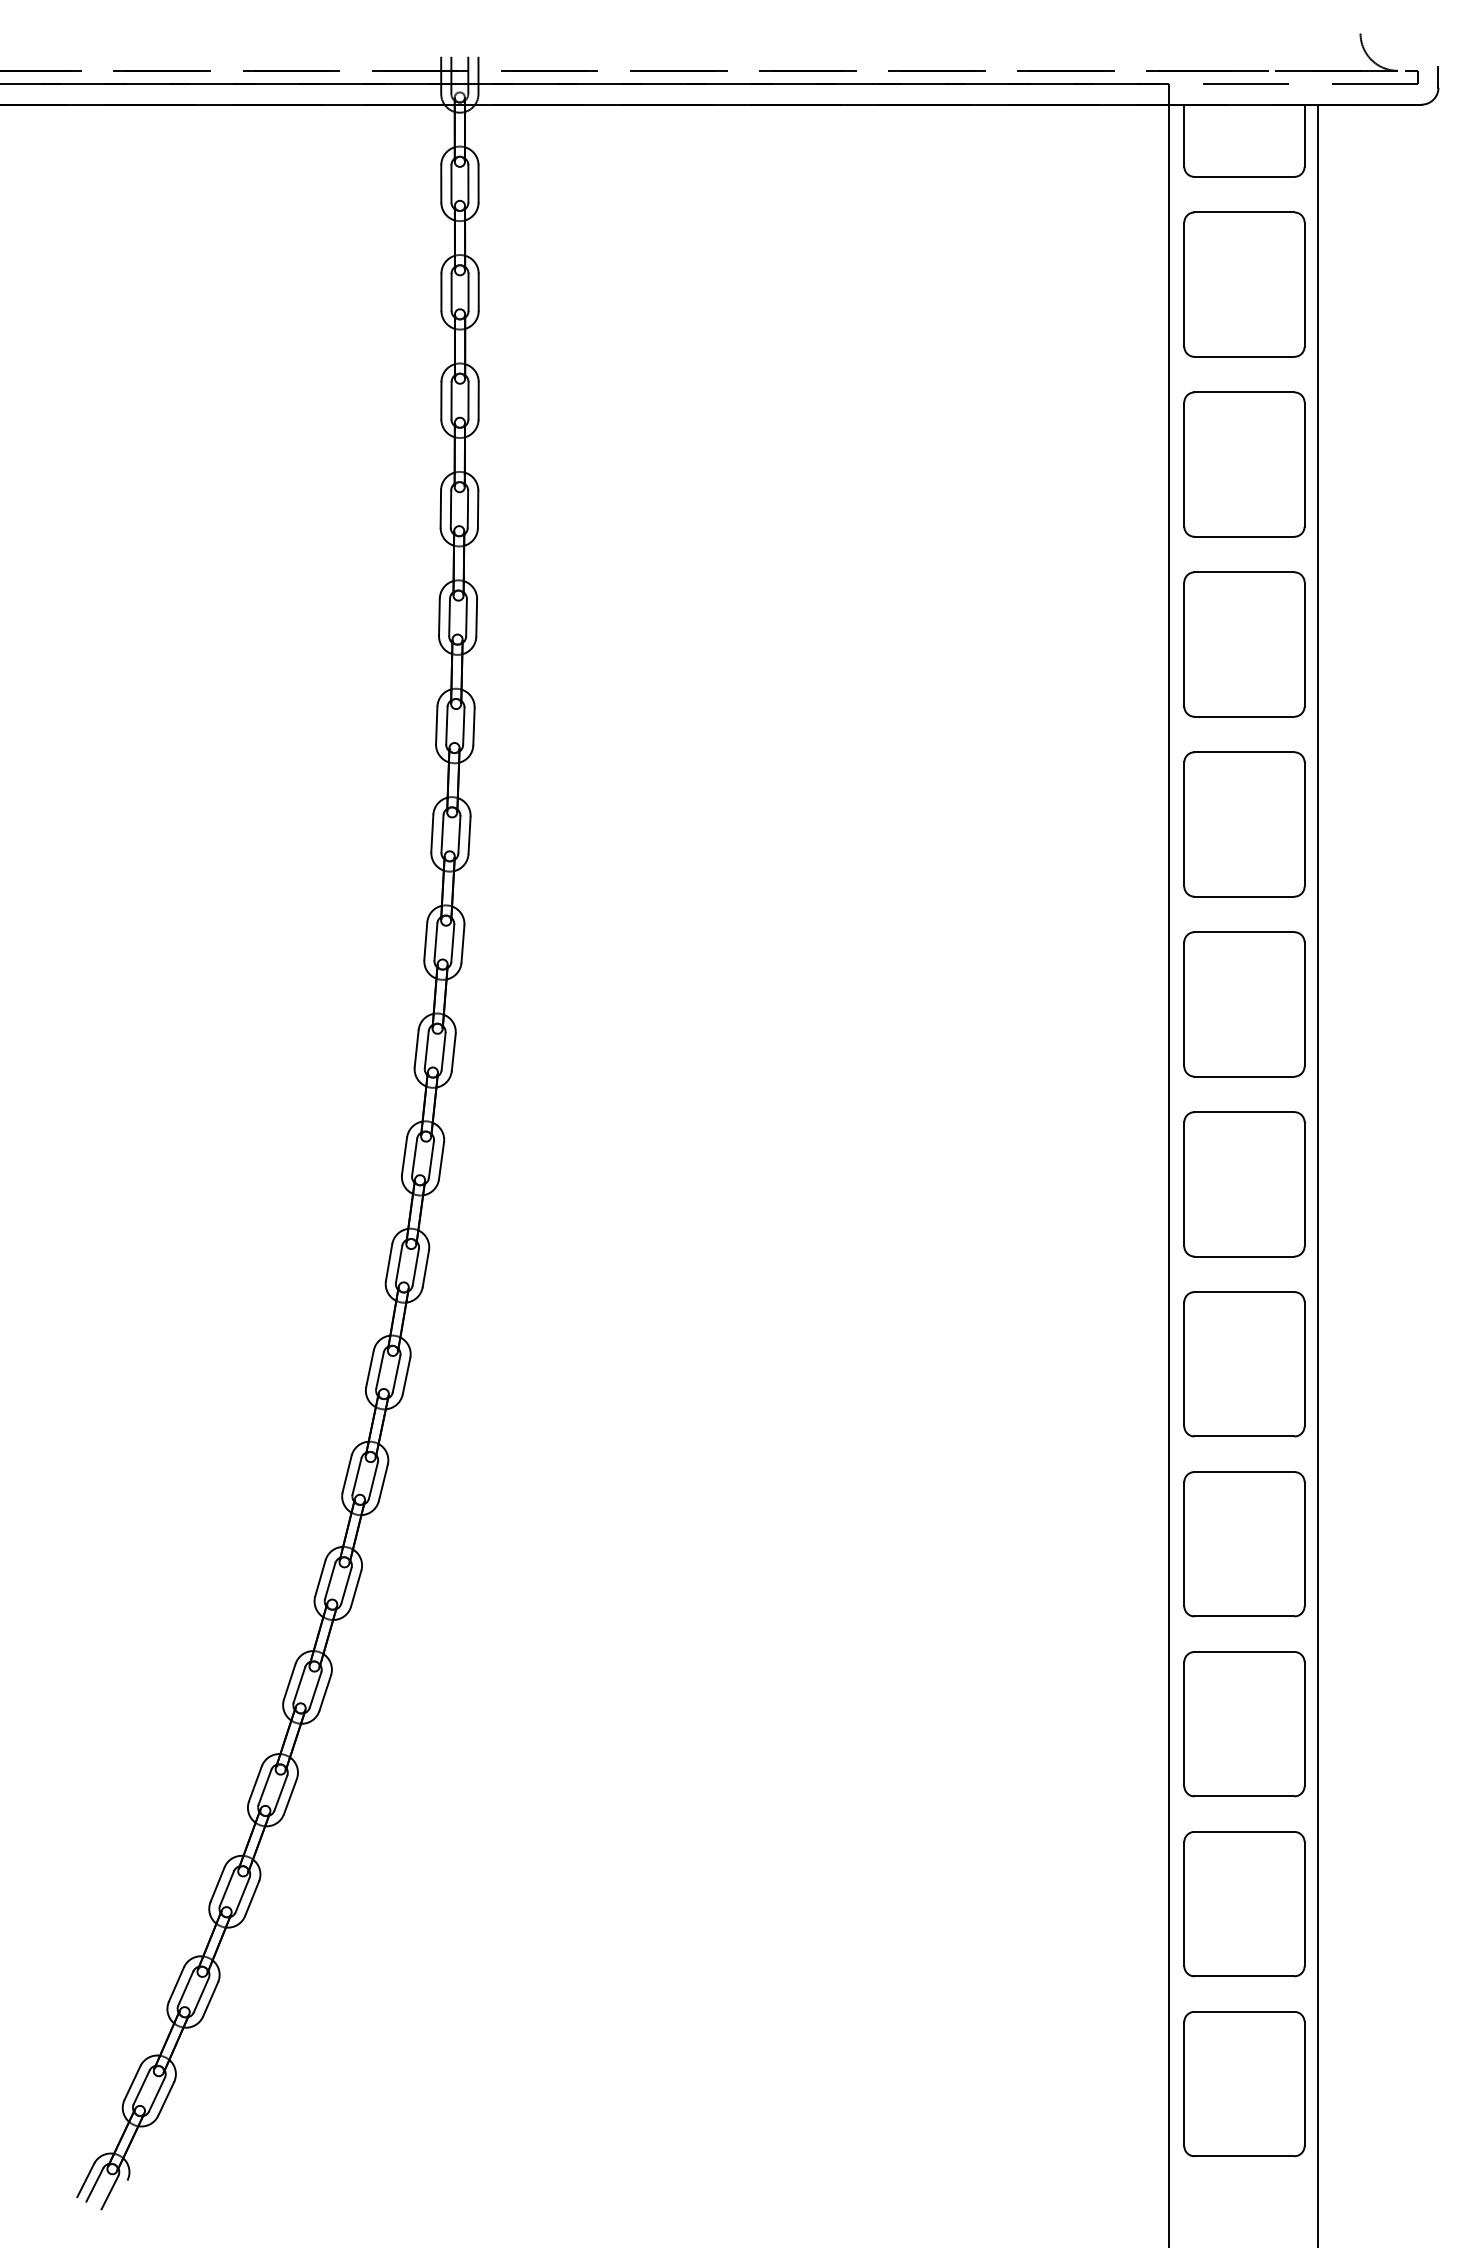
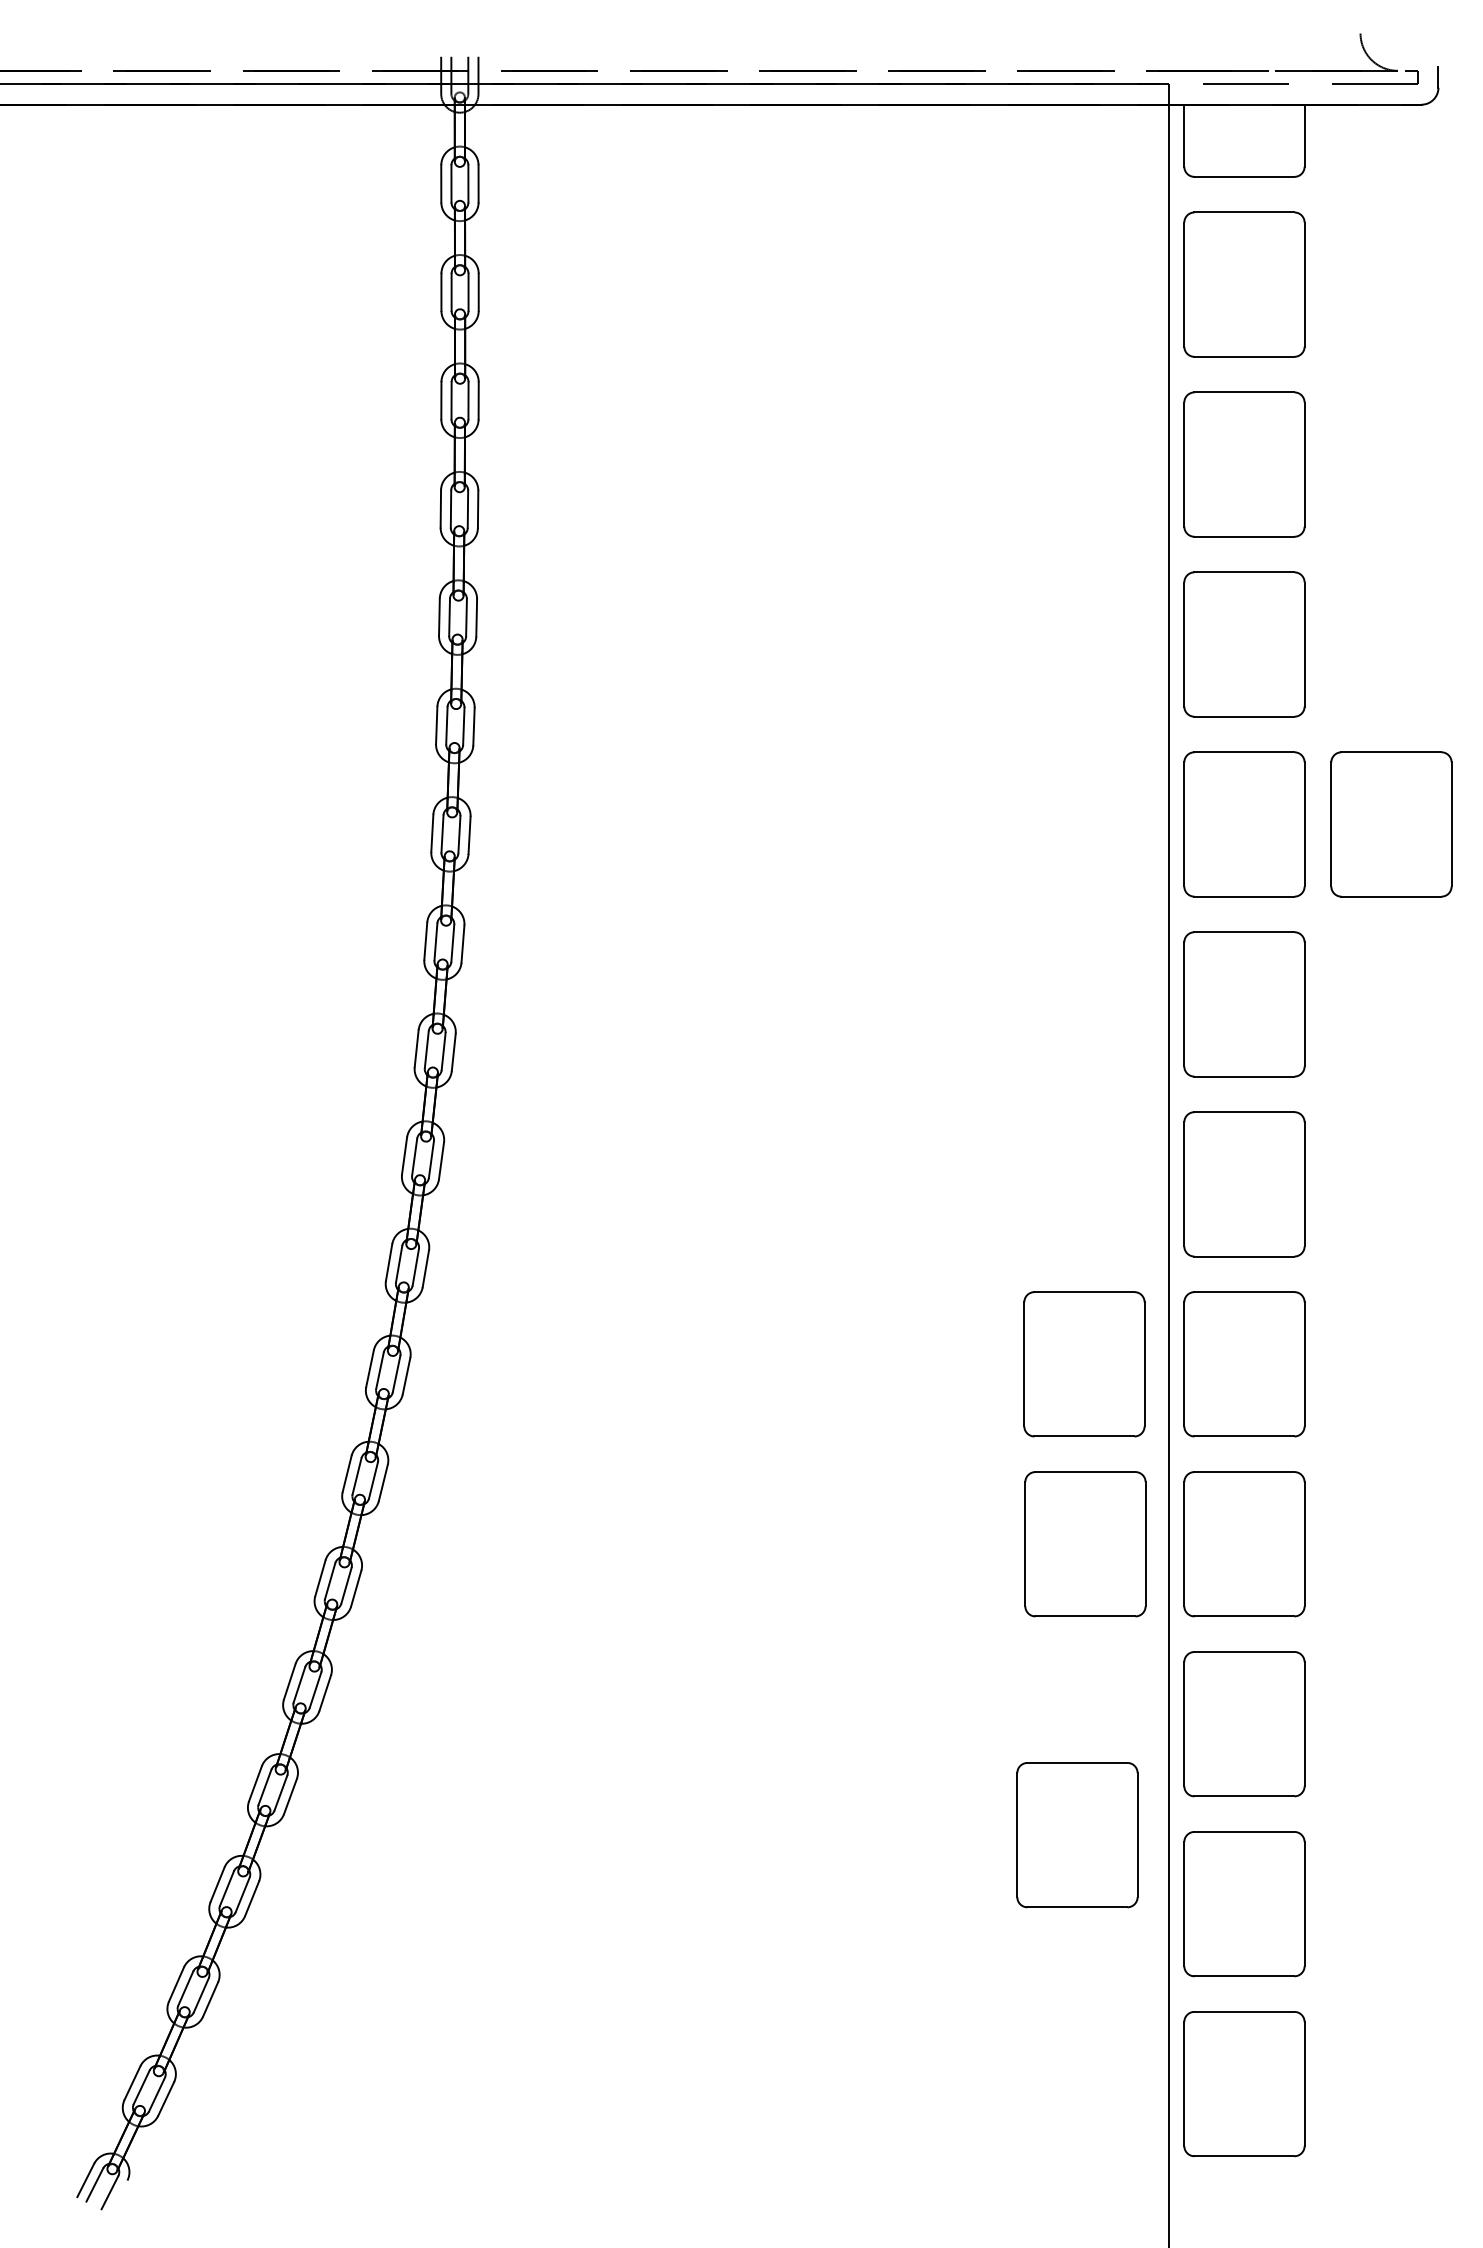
part: none -> present (1391, 824)
line: present -> none (1318, 1174)
part: none -> present (1084, 1364)
part: none -> present (1085, 1544)
part: none -> present (1077, 1835)
